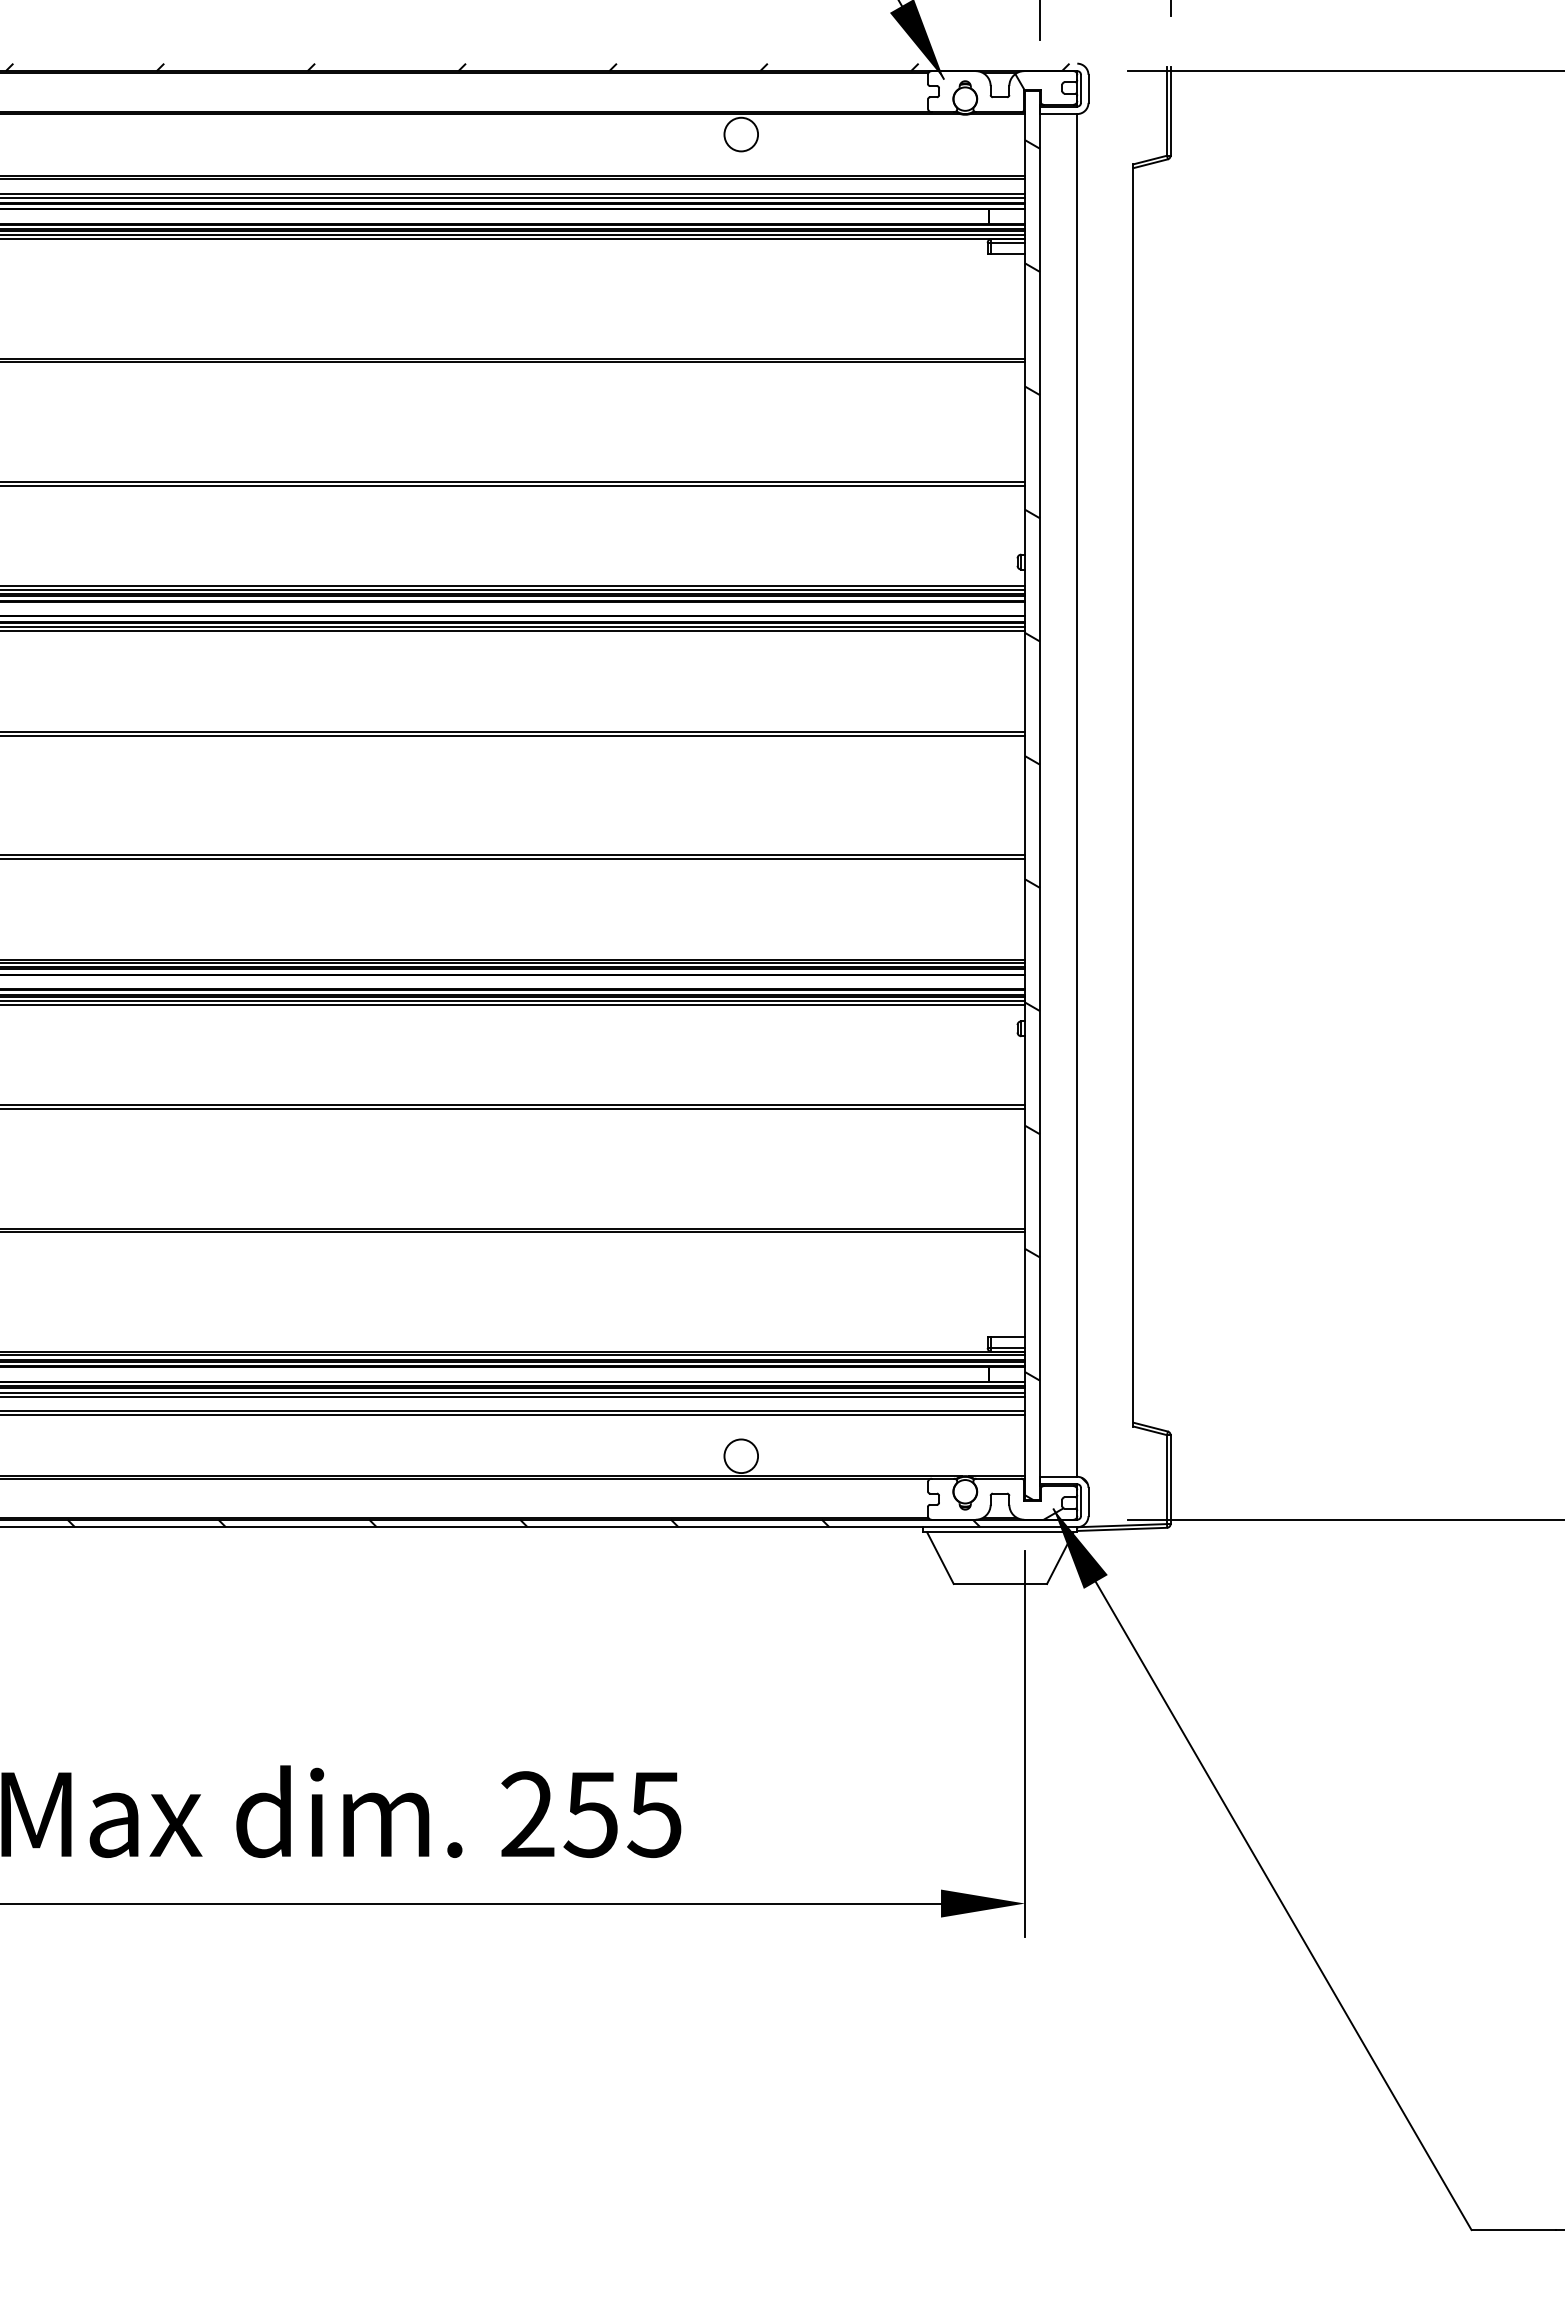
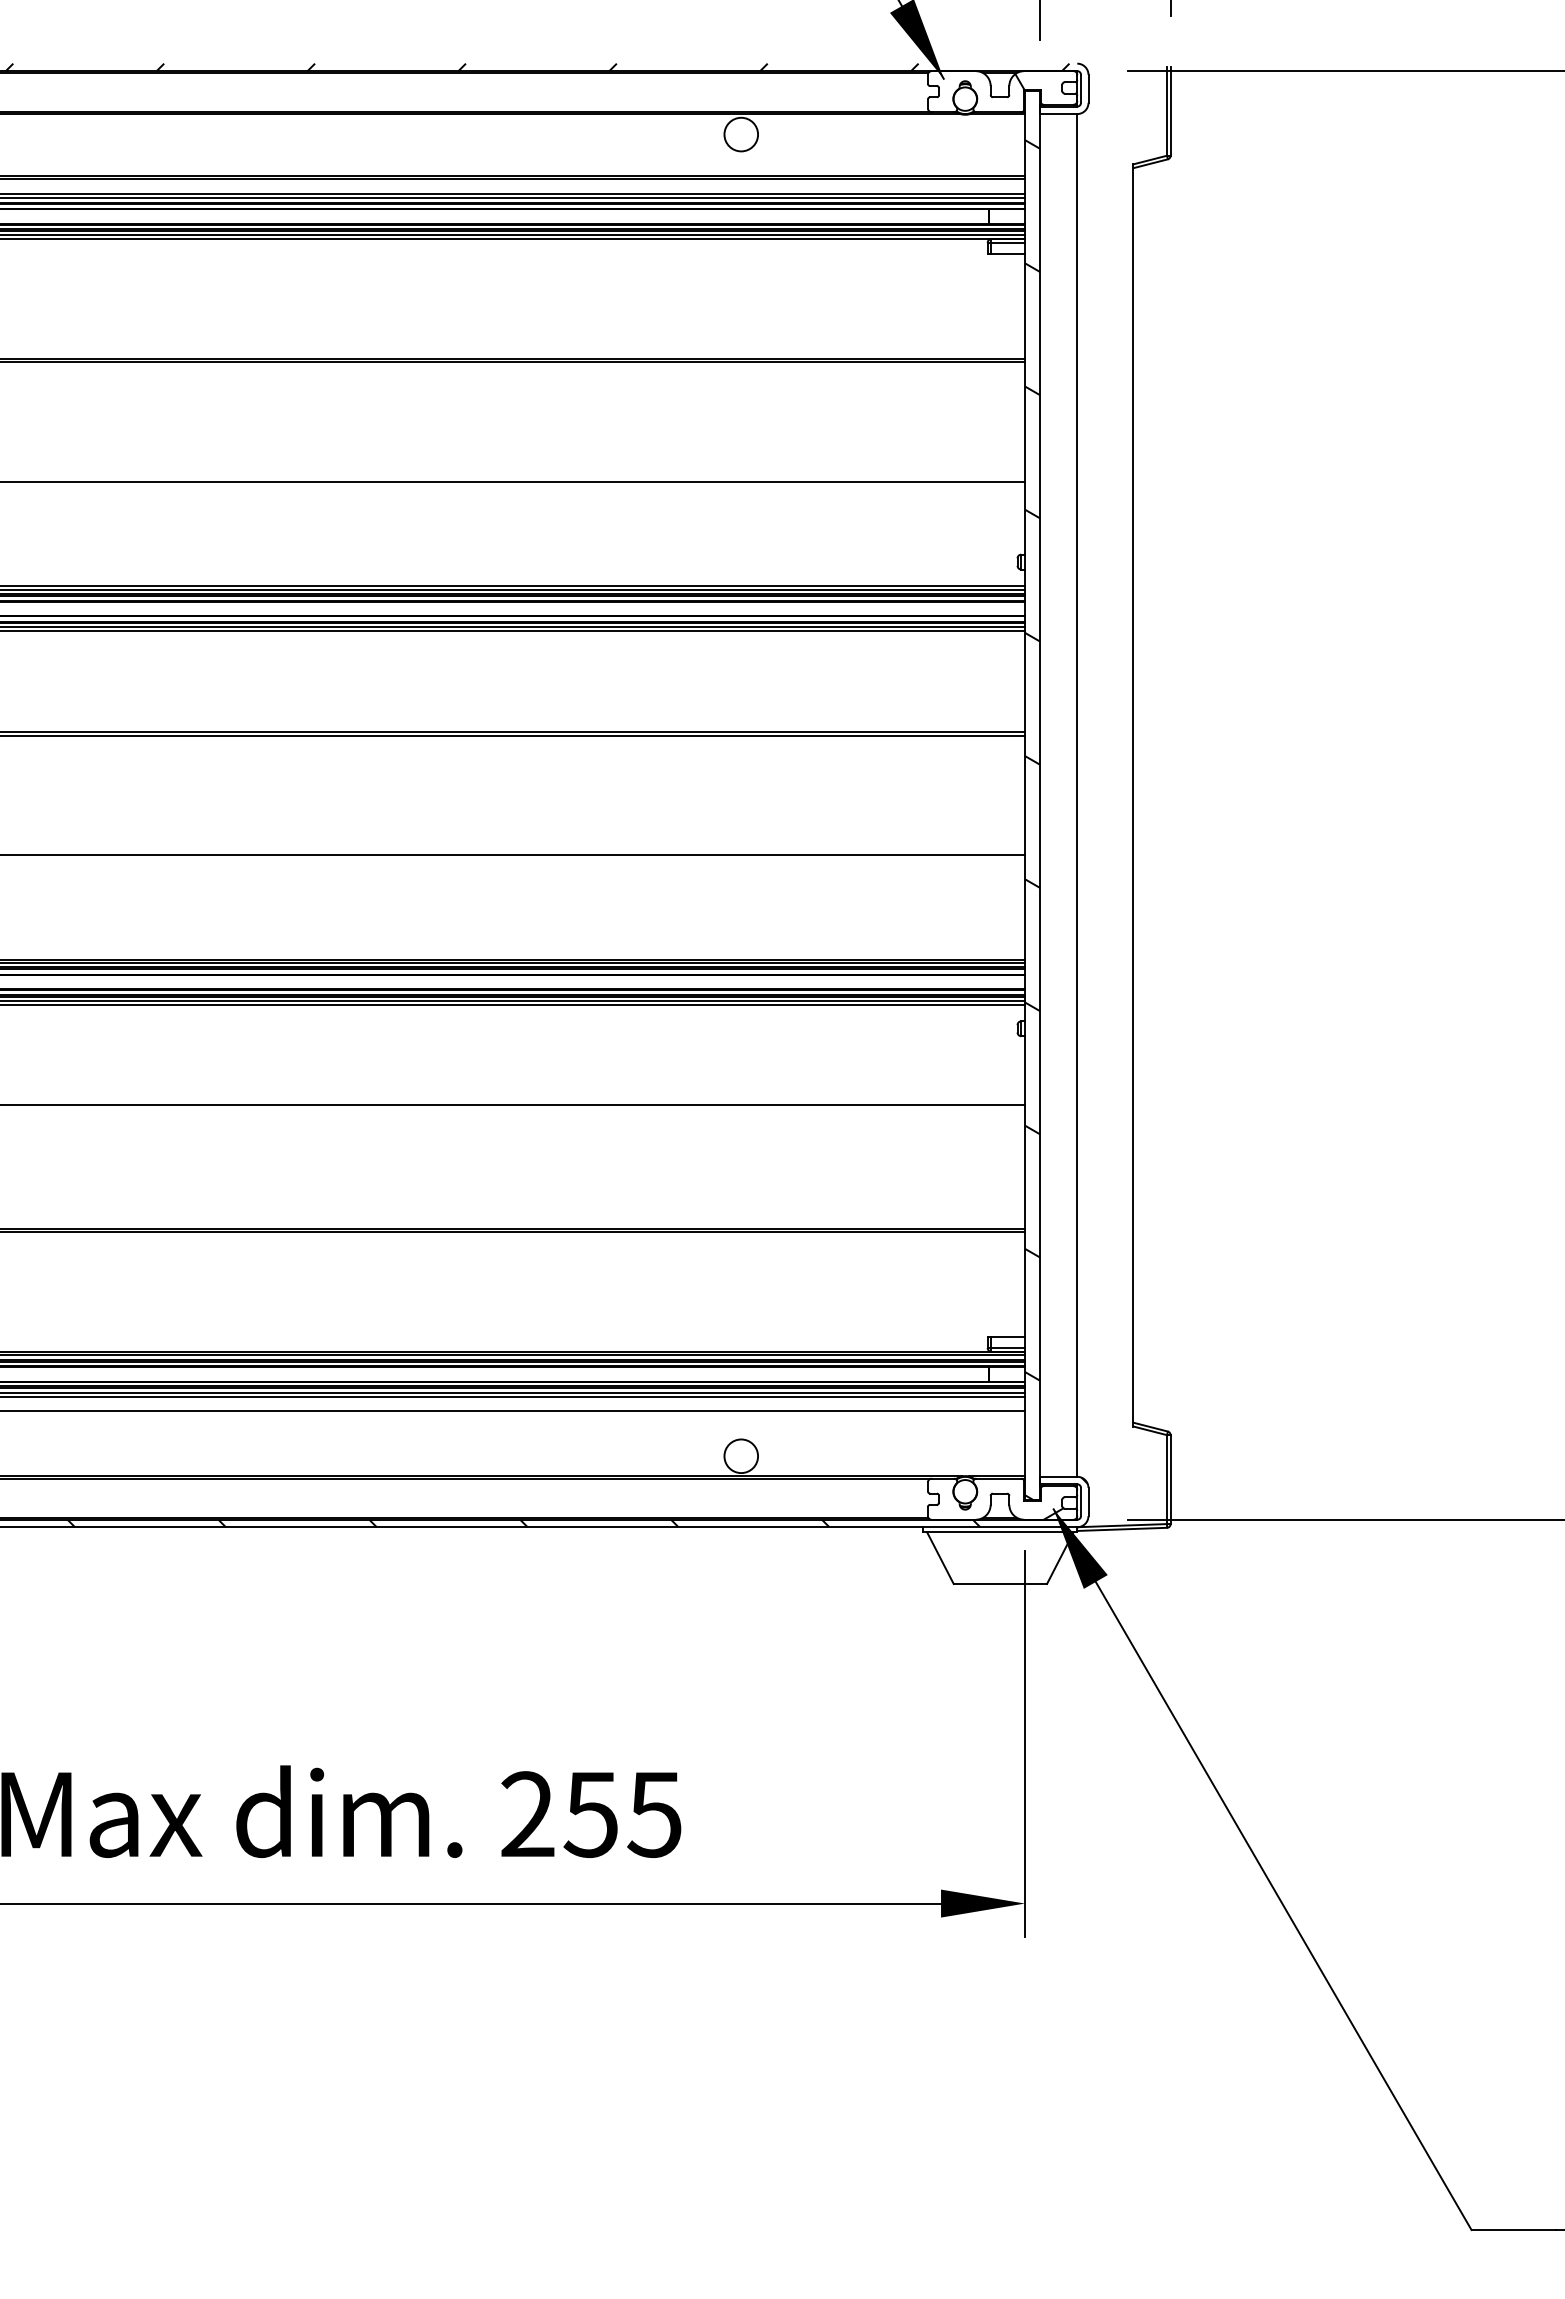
line: present -> none (513, 485)
line: present -> none (513, 858)
line: present -> none (513, 1109)
line: present -> none (513, 1415)
